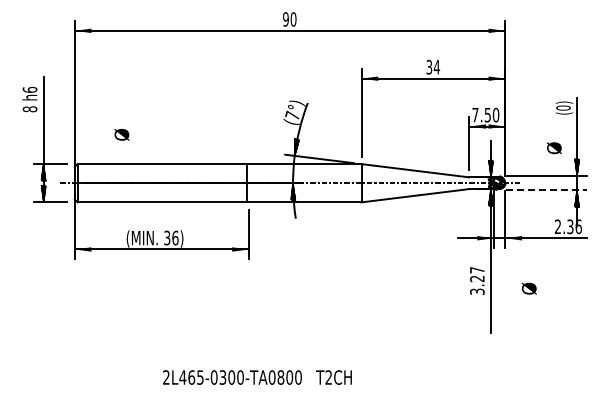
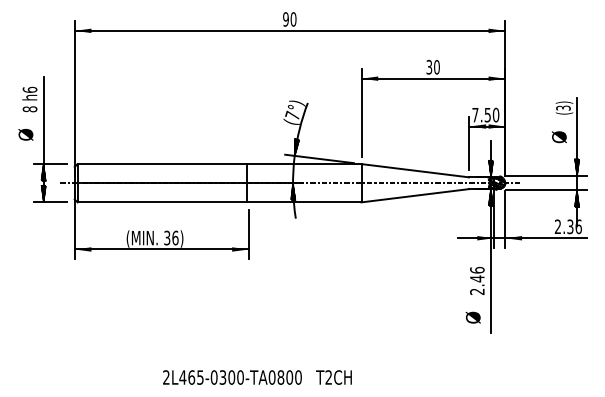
text: 34 -> 30 (436, 67)
text: (0) -> (3) (563, 107)
text position: (121, 134) -> (25, 134) (25, 134)
text position: (554, 148) -> (559, 137) (559, 137)
line: dashed -> solid (546, 190)
text: 3.27 -> 2.46 (477, 280)
text position: (528, 288) -> (472, 317) (472, 317)
